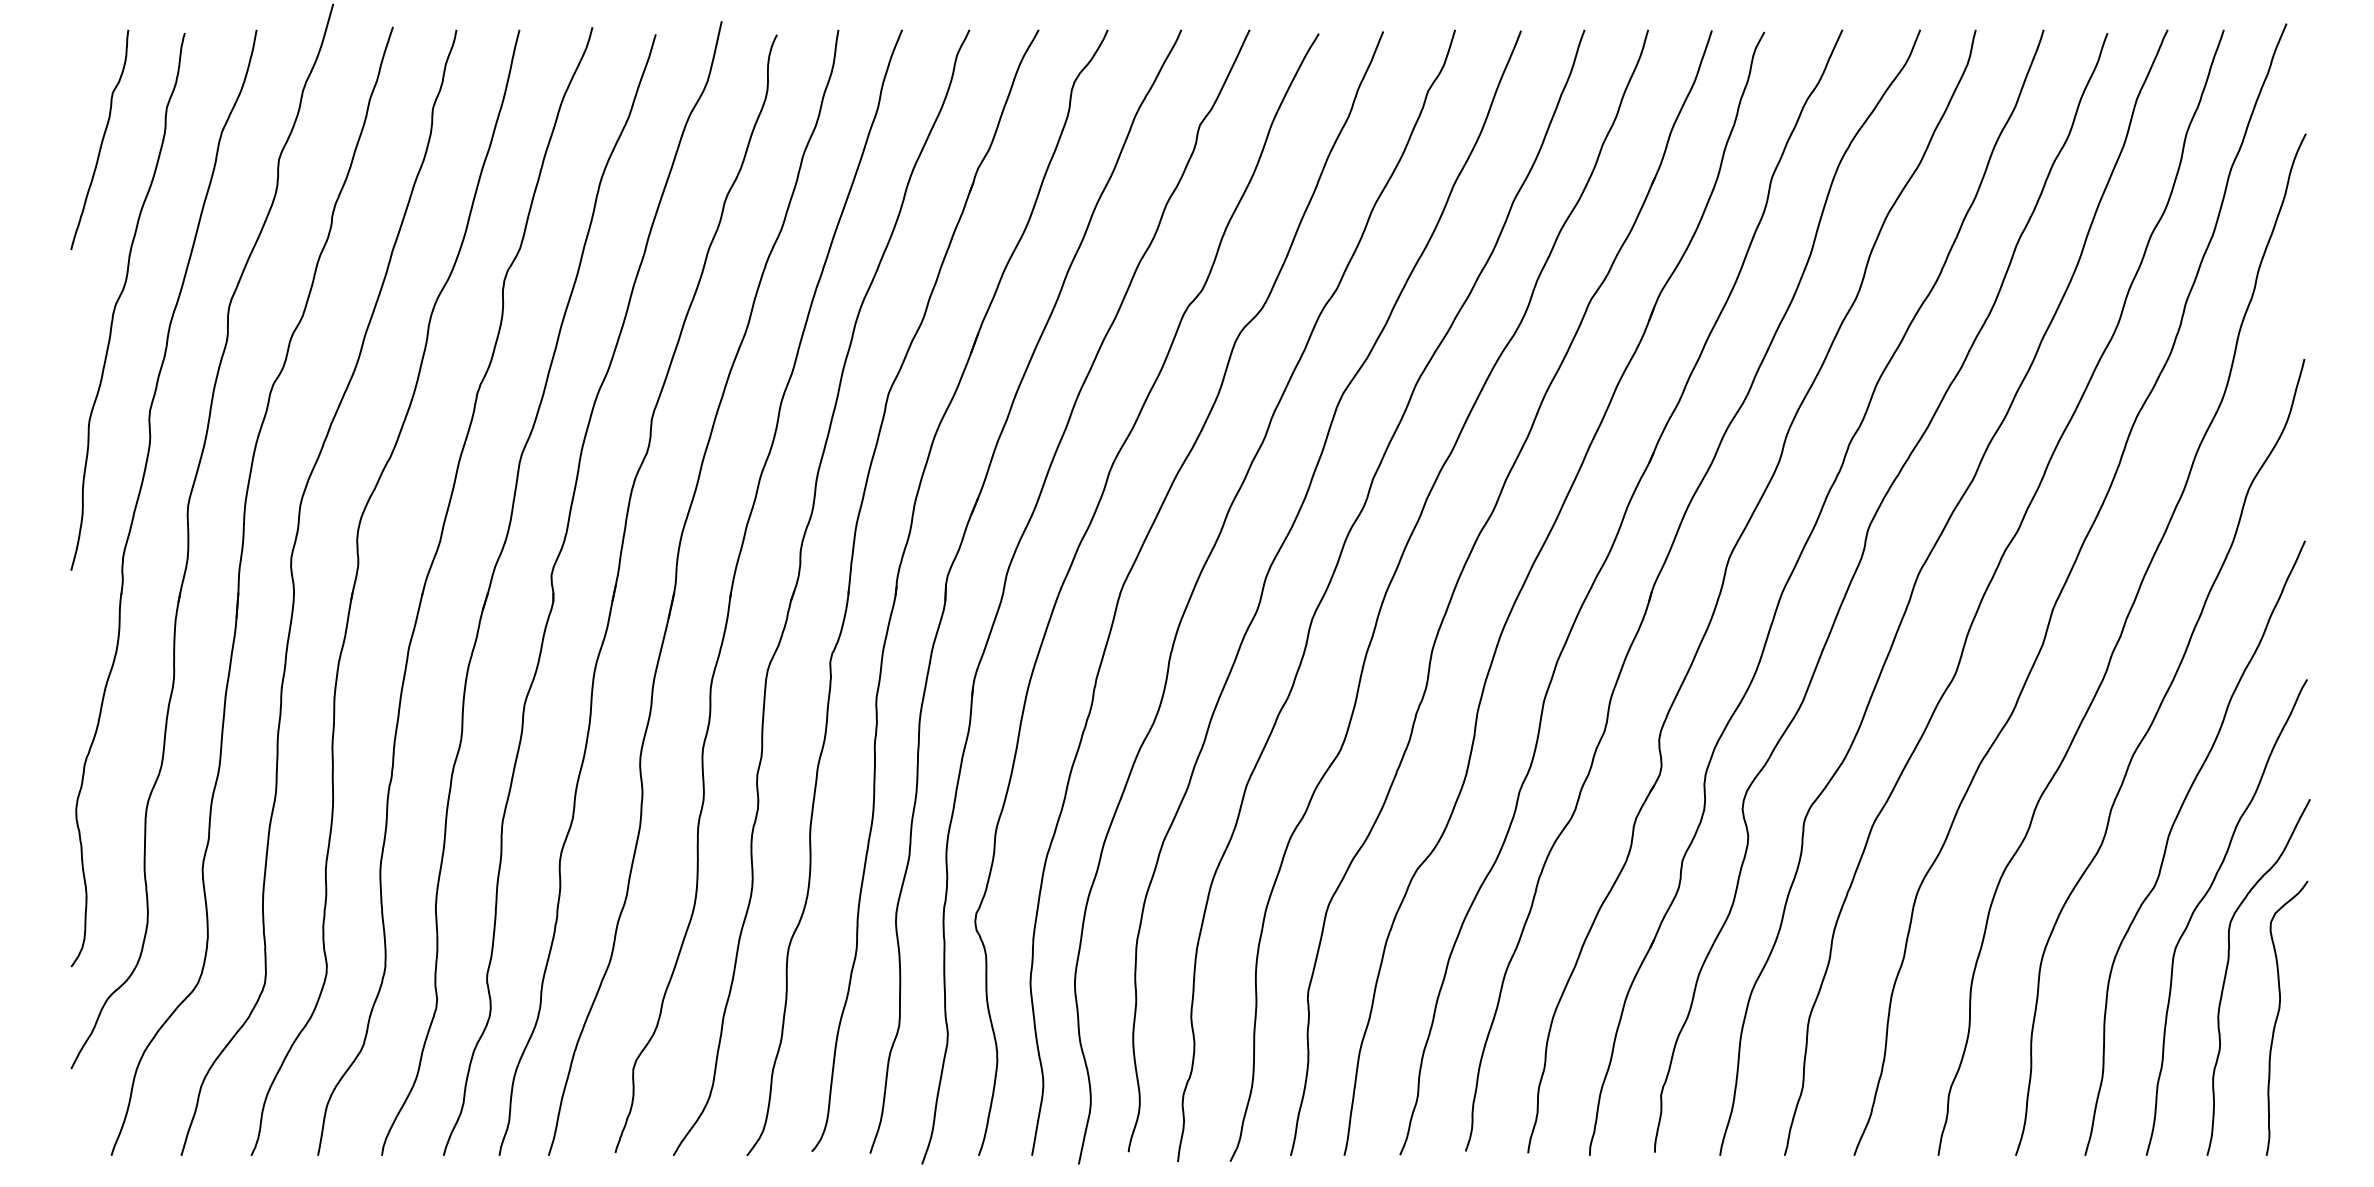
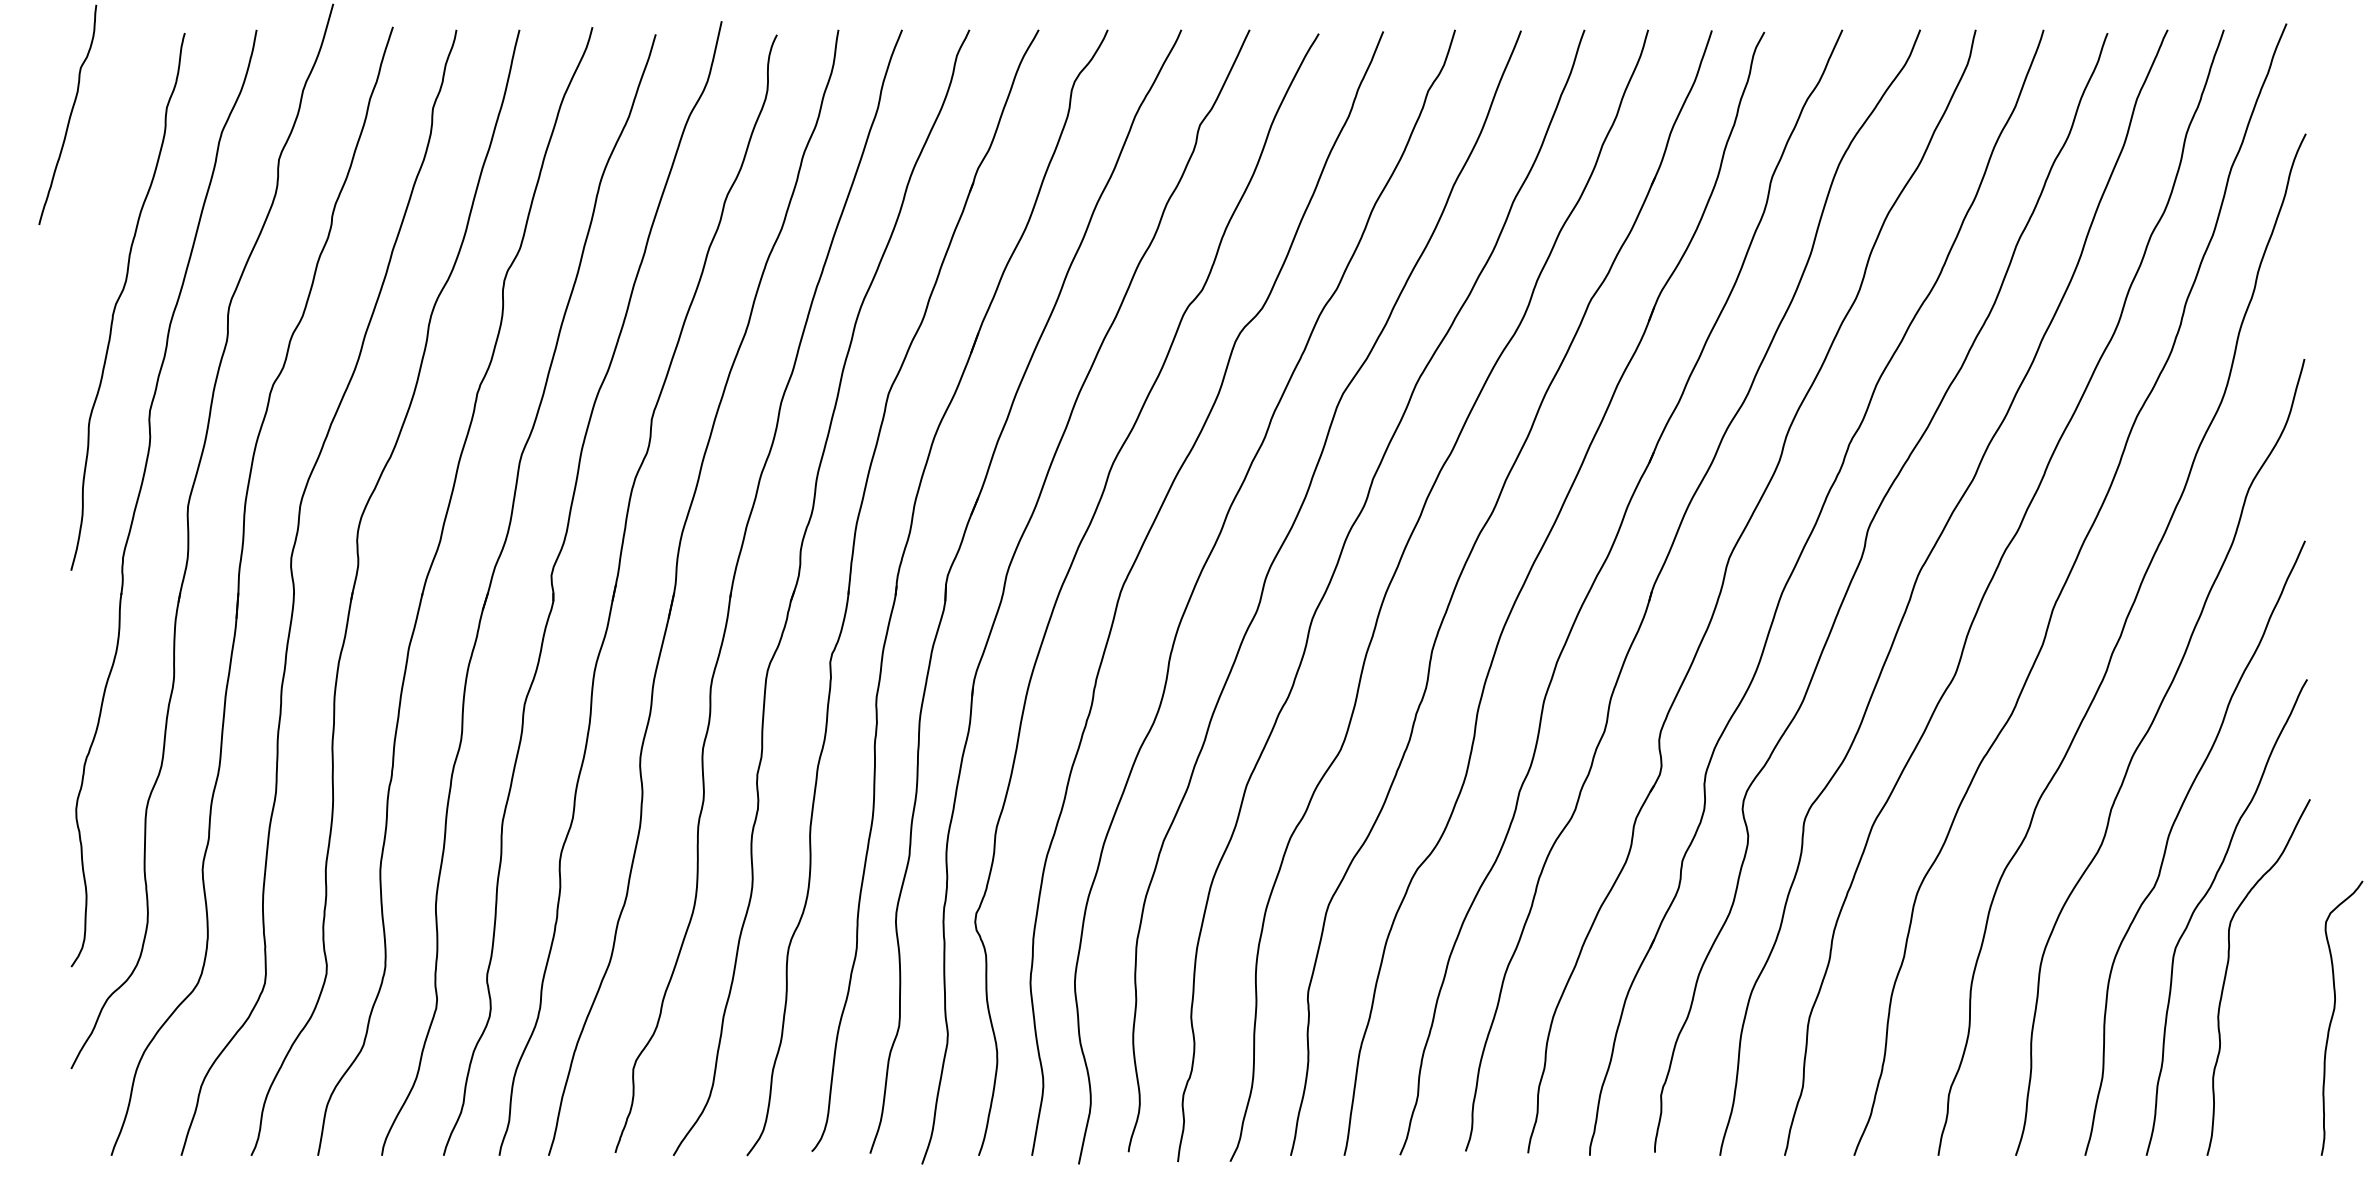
curve position: (101, 140) -> (69, 115) (69, 115)
curve position: (2279, 1013) -> (2334, 1013) (2334, 1013)
